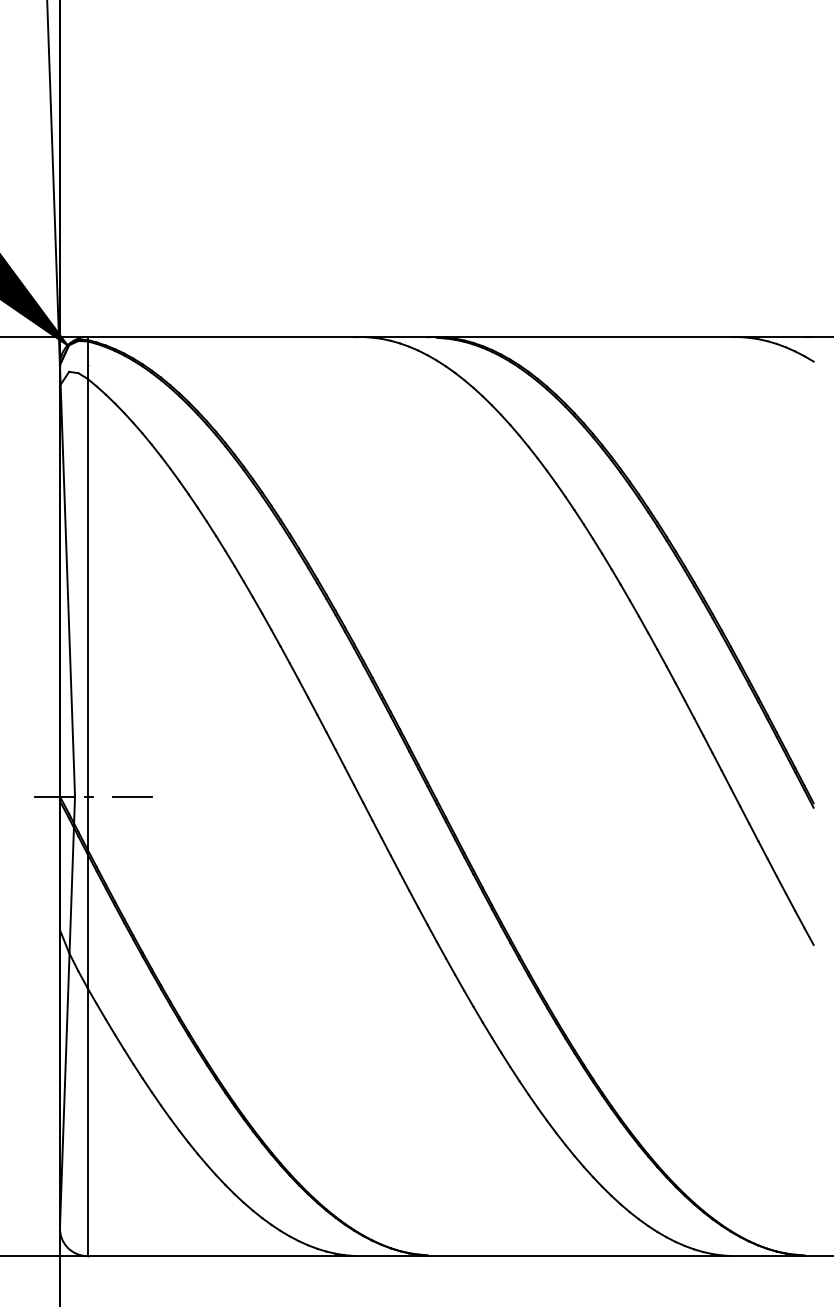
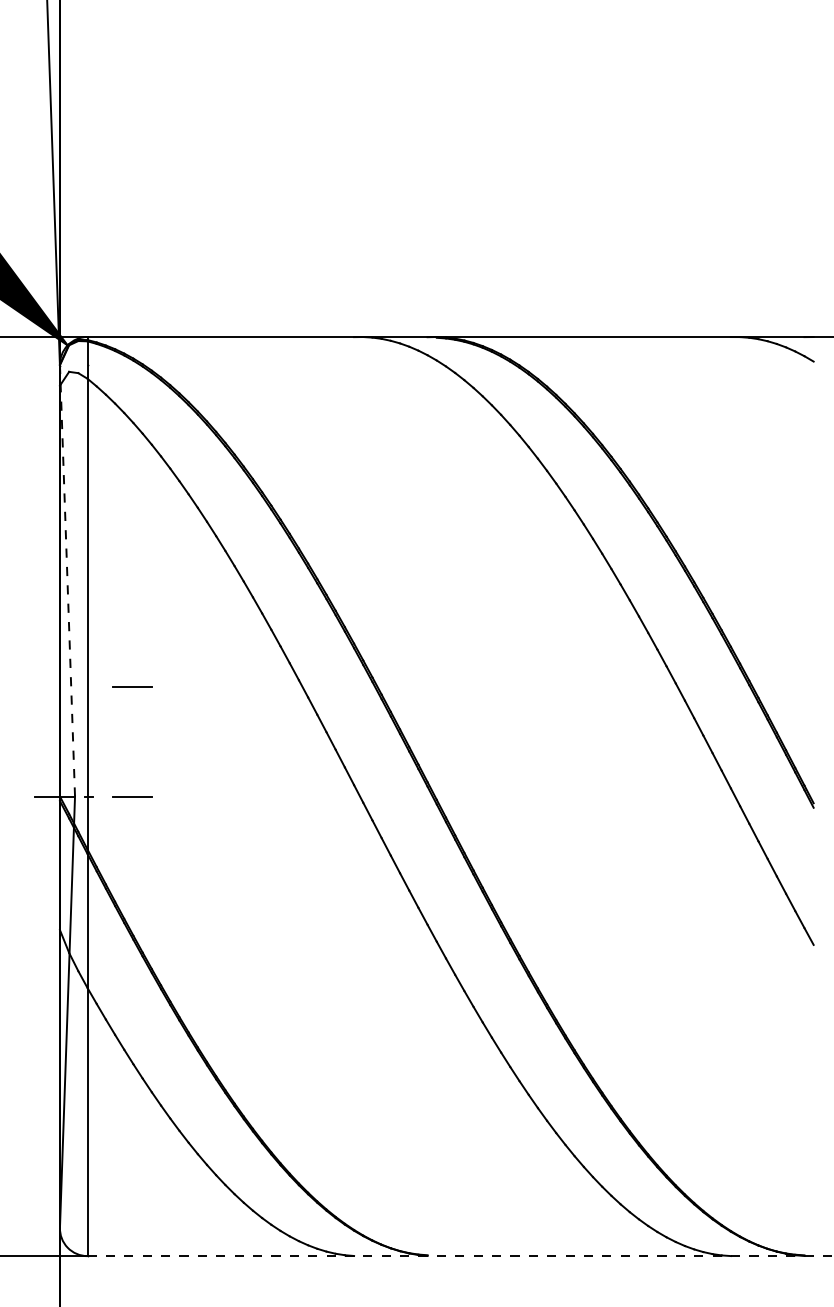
line: solid -> dashed (67, 581)
line: none -> present (132, 686)
line: solid -> dashed (460, 1256)
